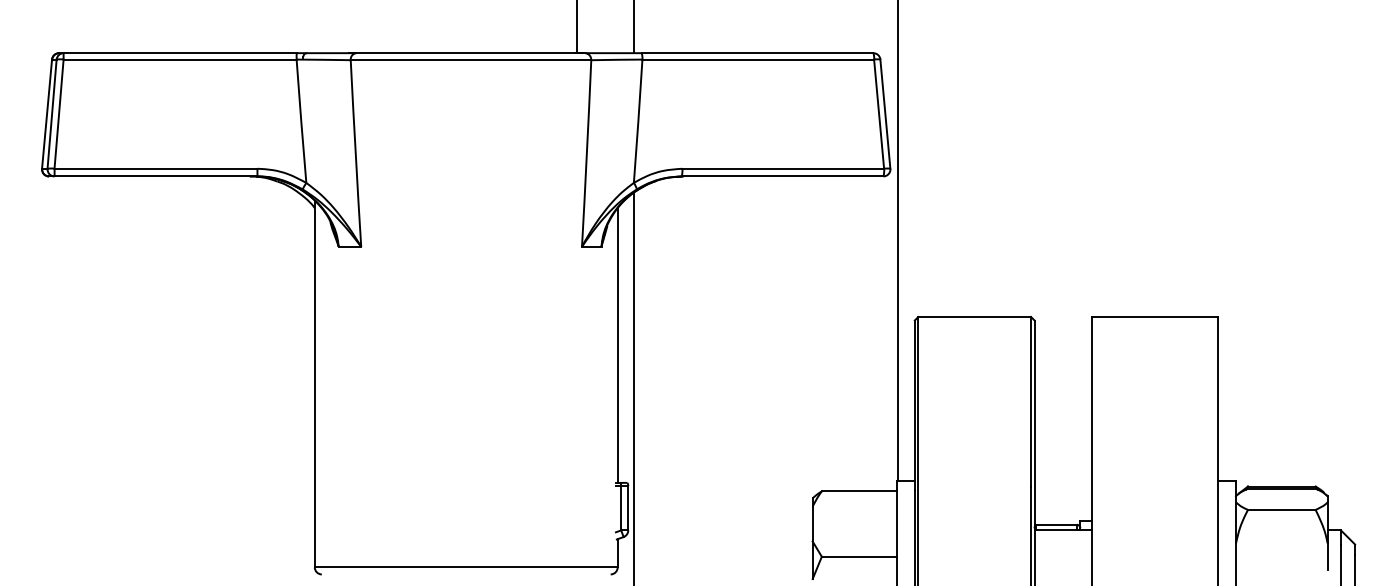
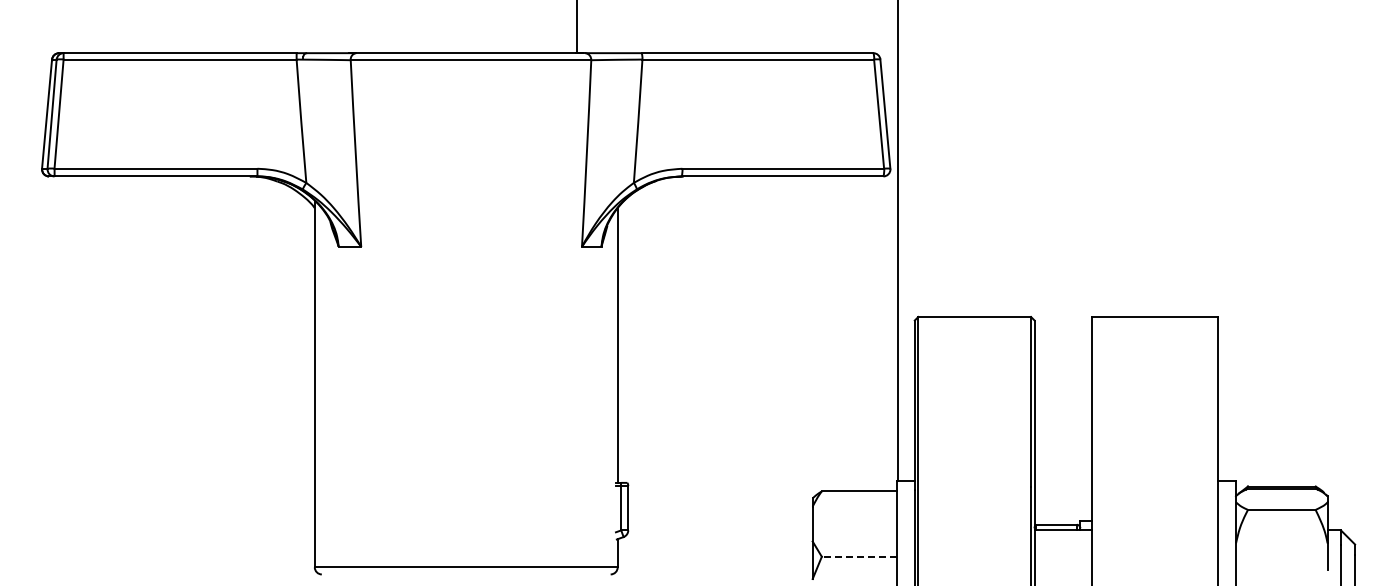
line: present -> none (633, 27)
line: present -> none (633, 387)
line: solid -> dashed (859, 556)
